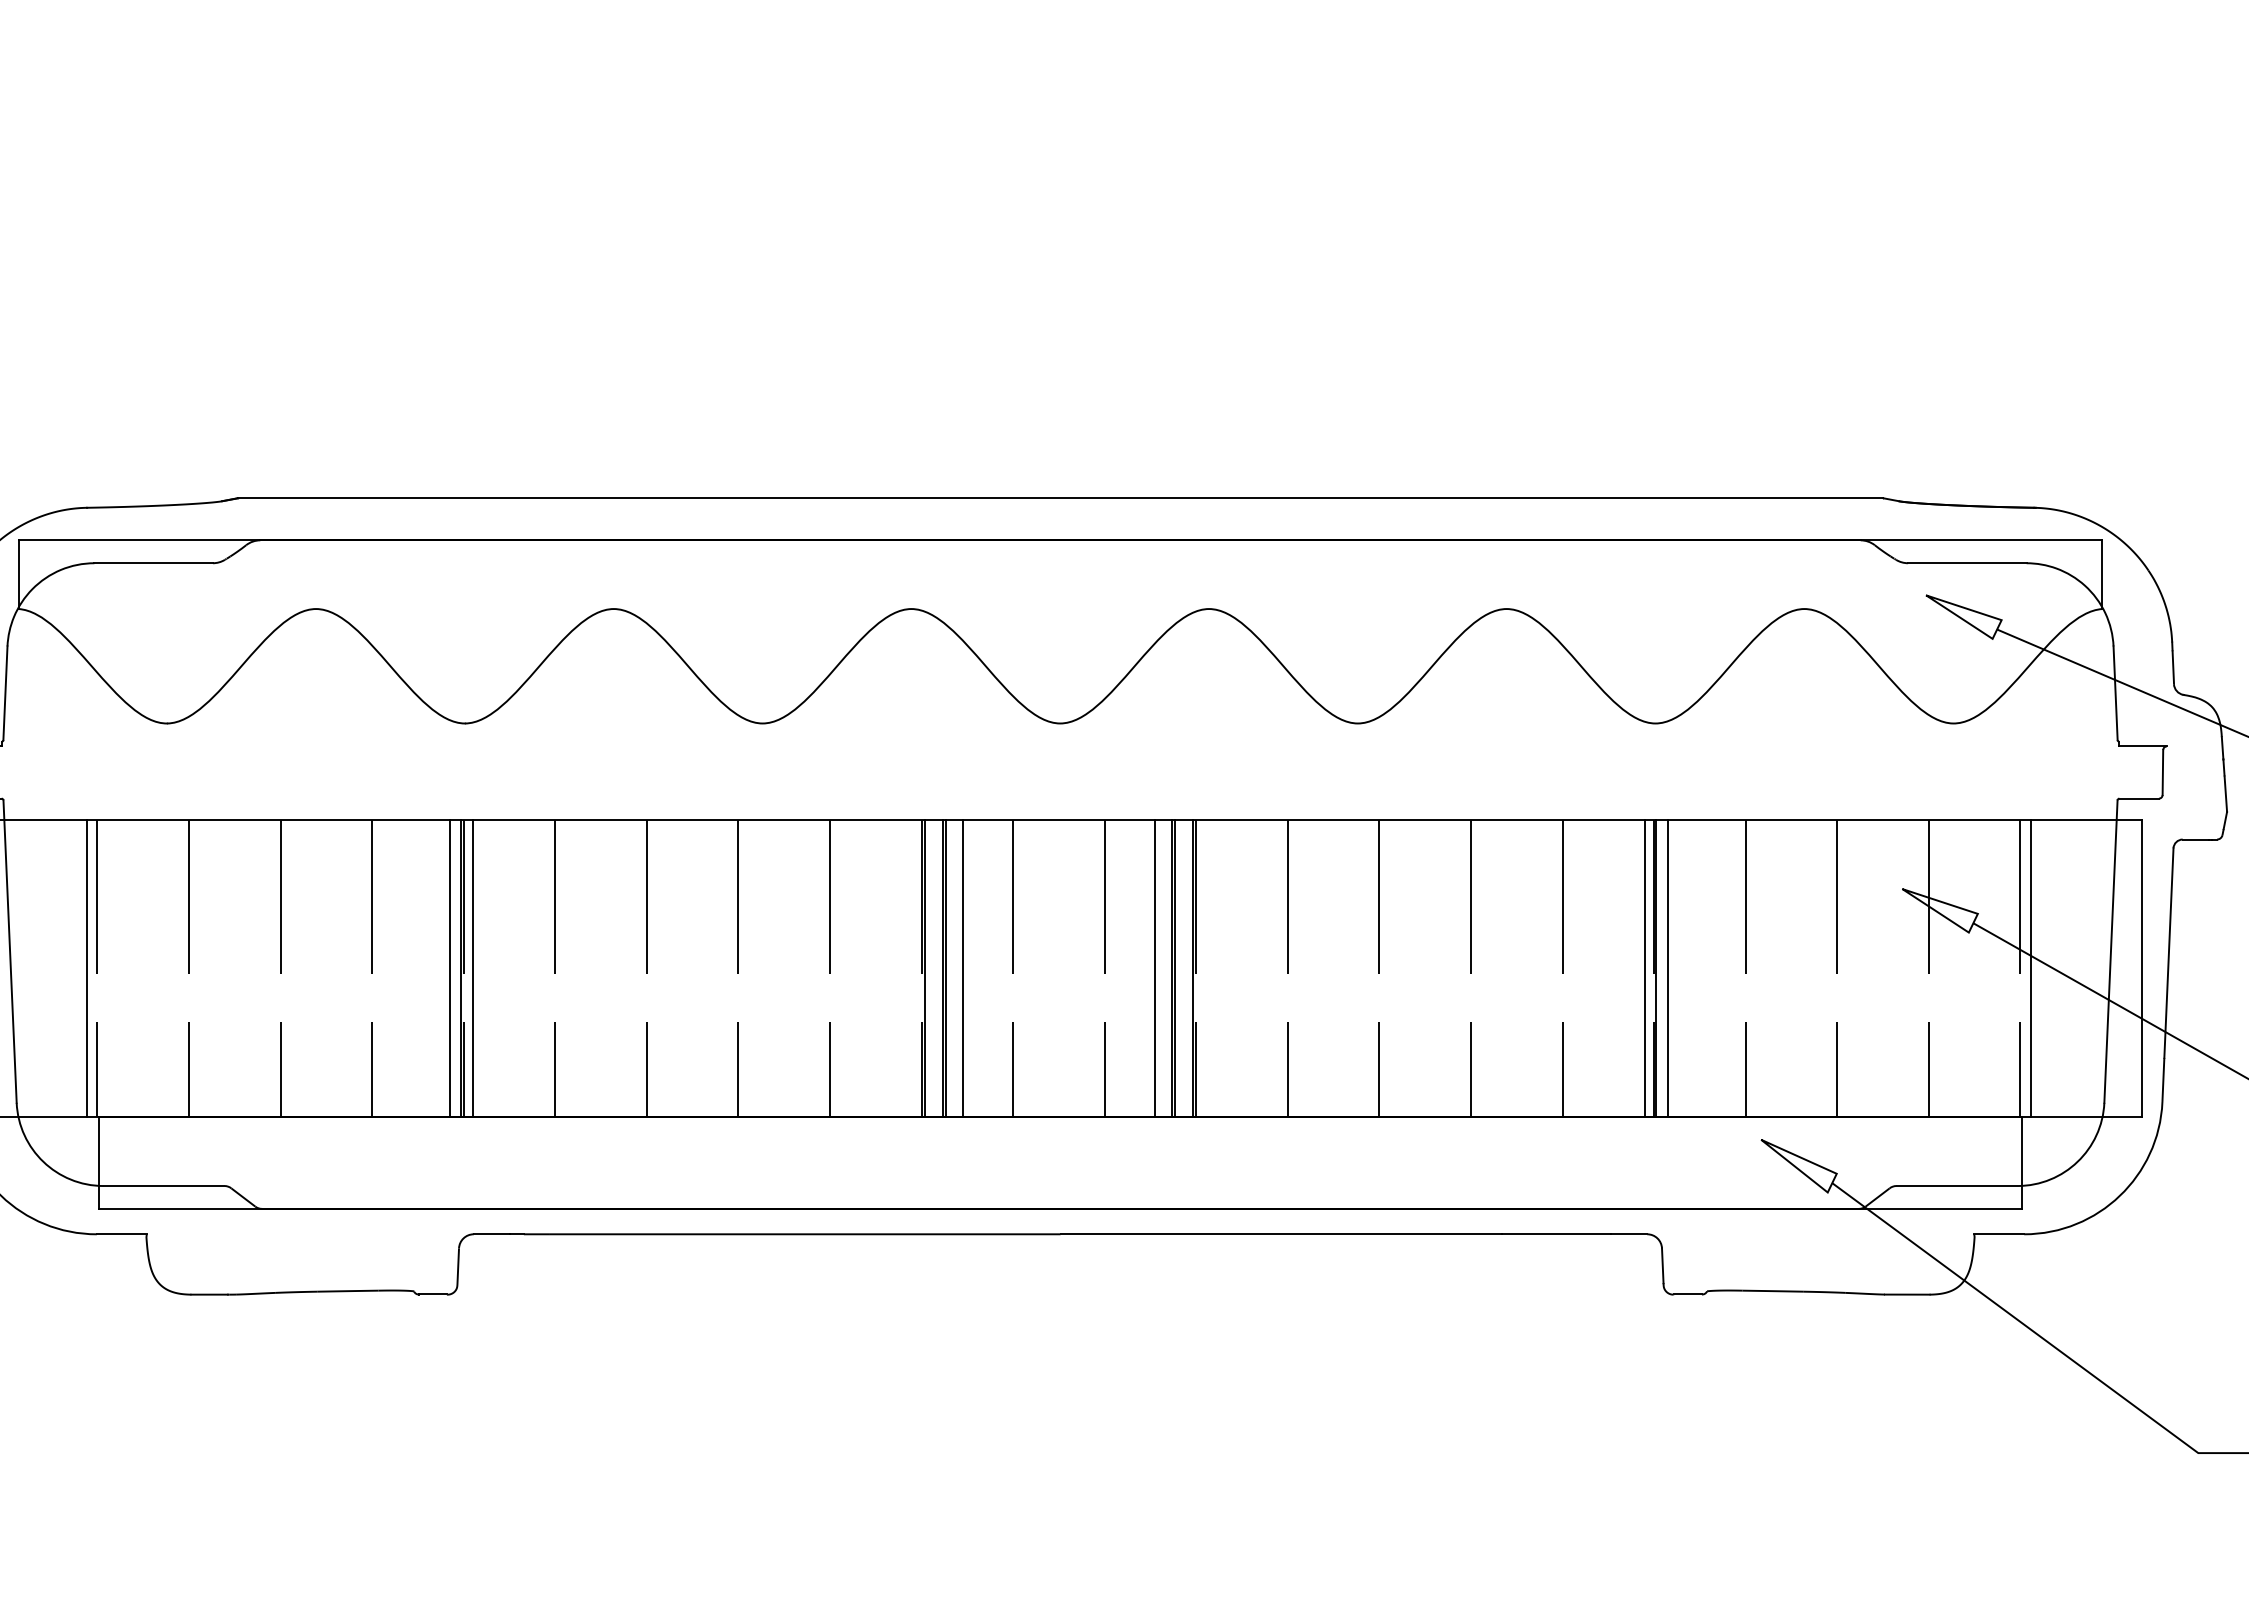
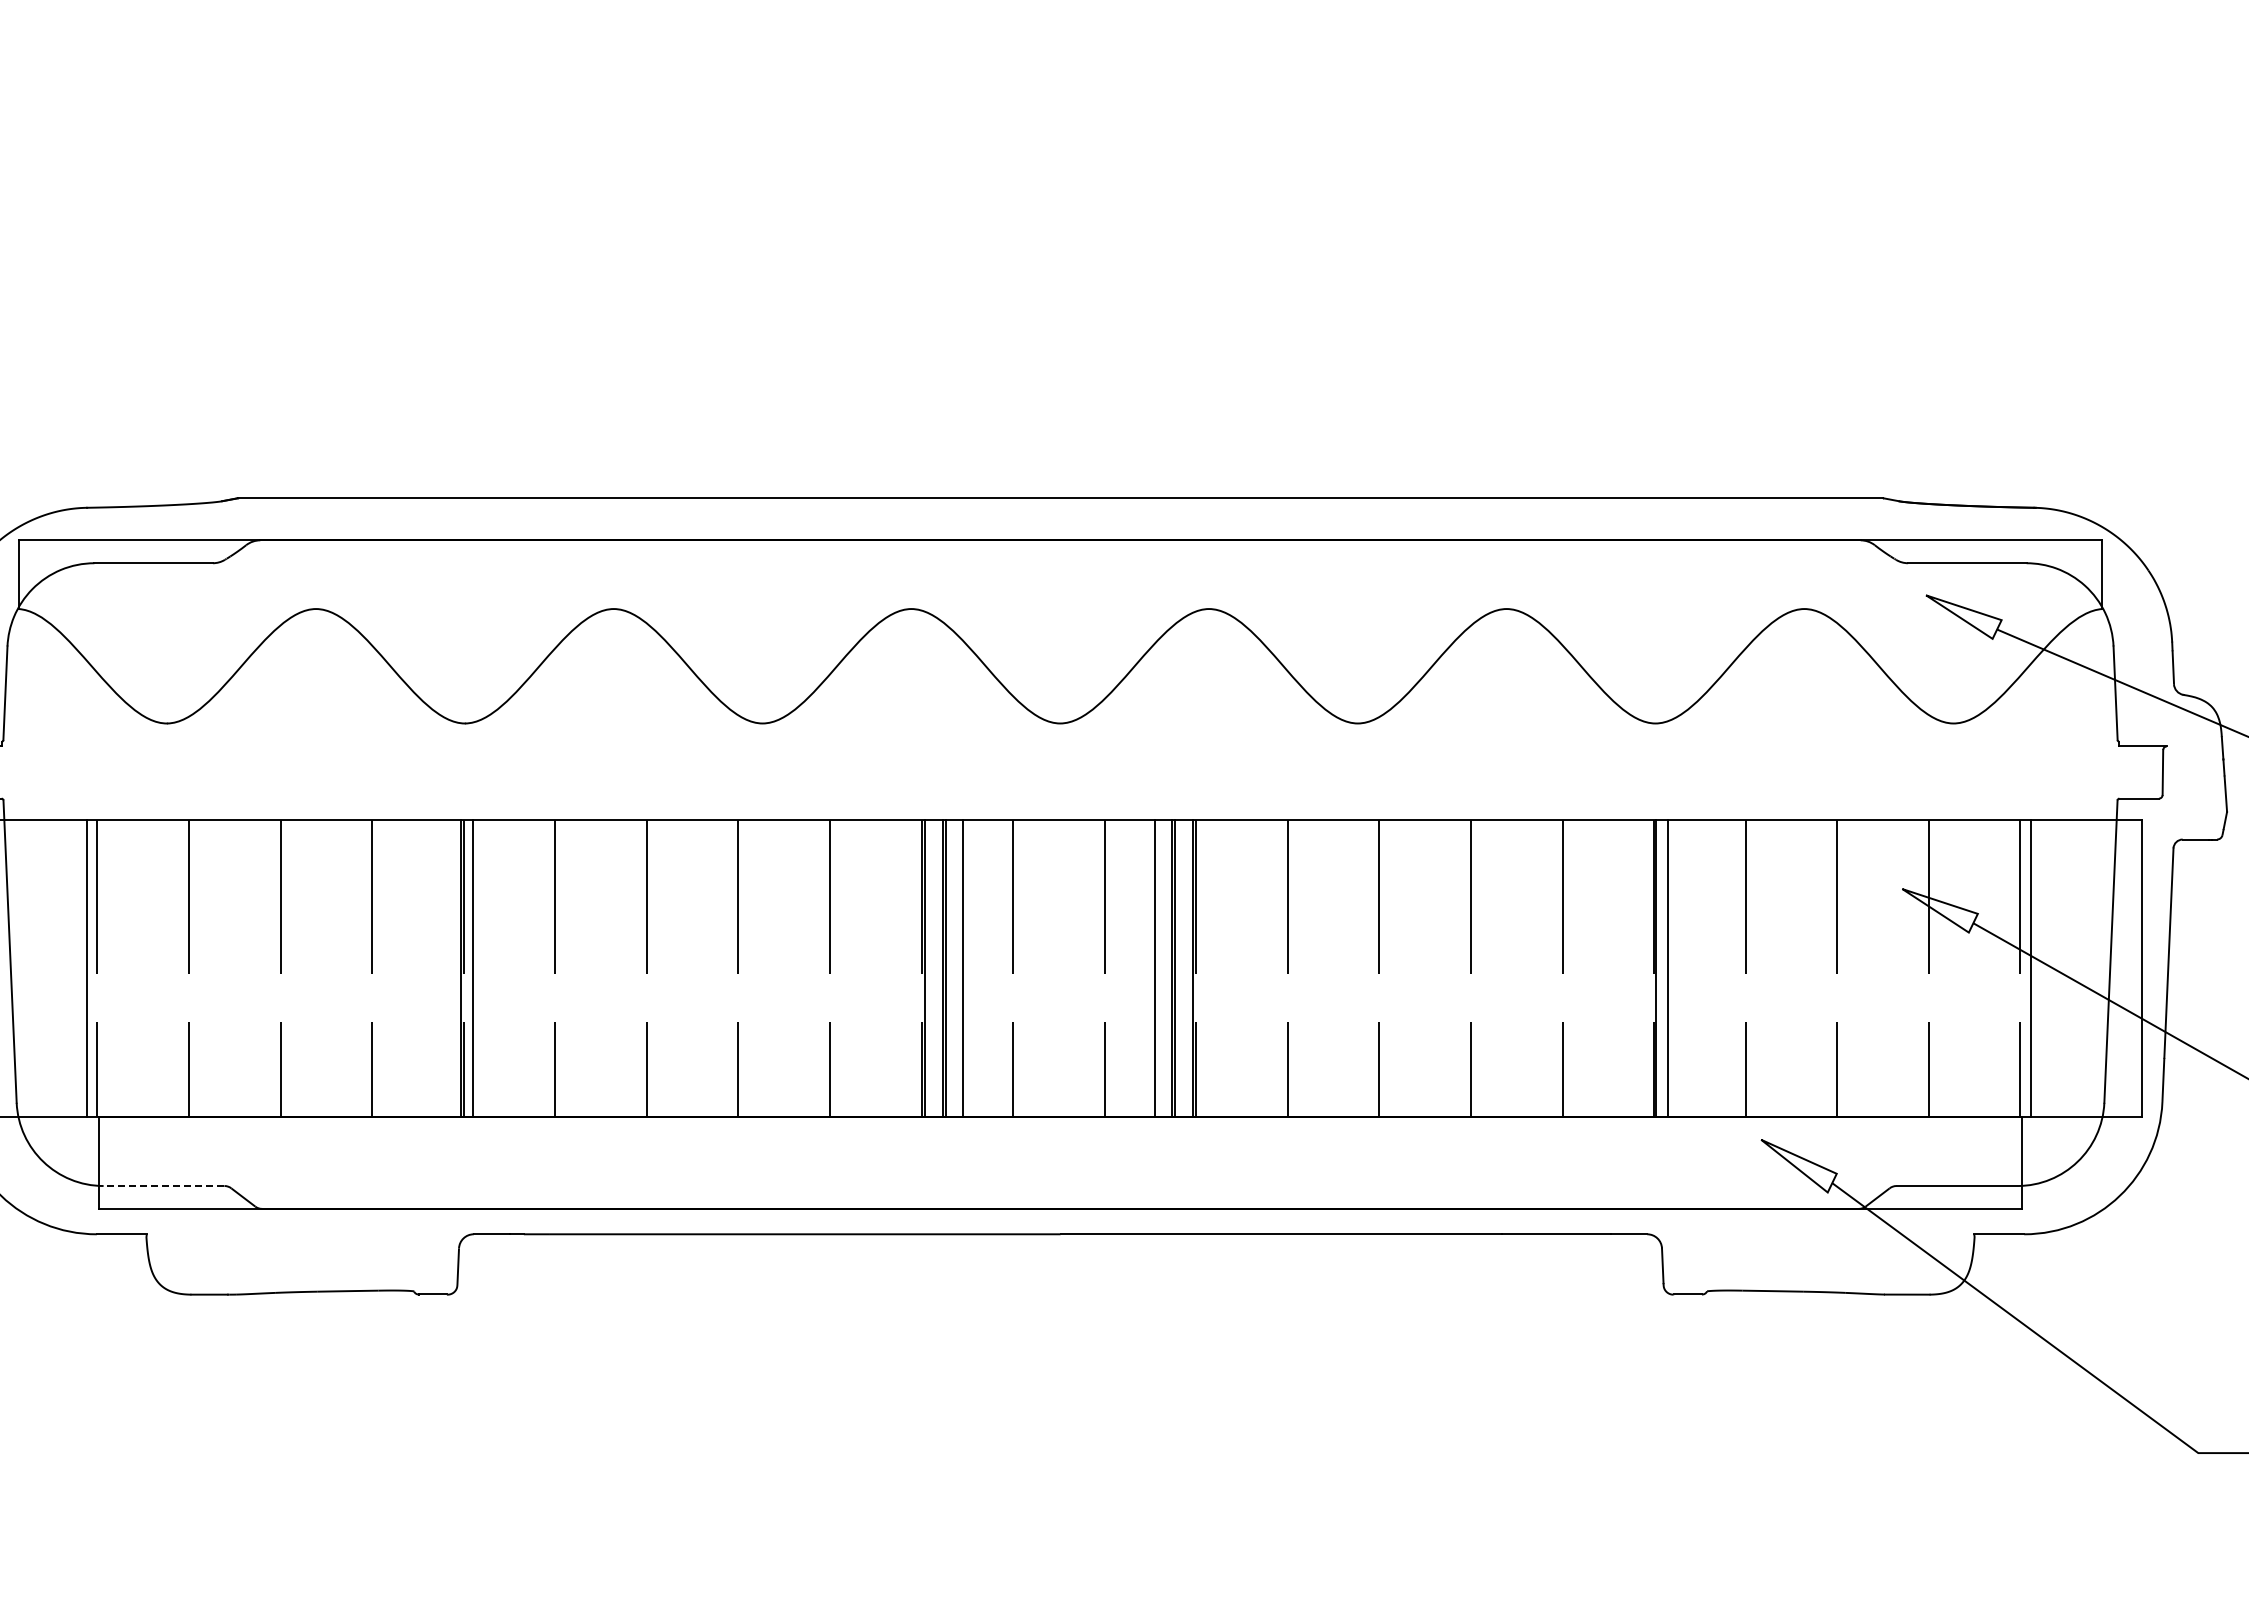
line: present -> none (449, 968)
line: present -> none (1644, 968)
line: solid -> dashed (163, 1186)
